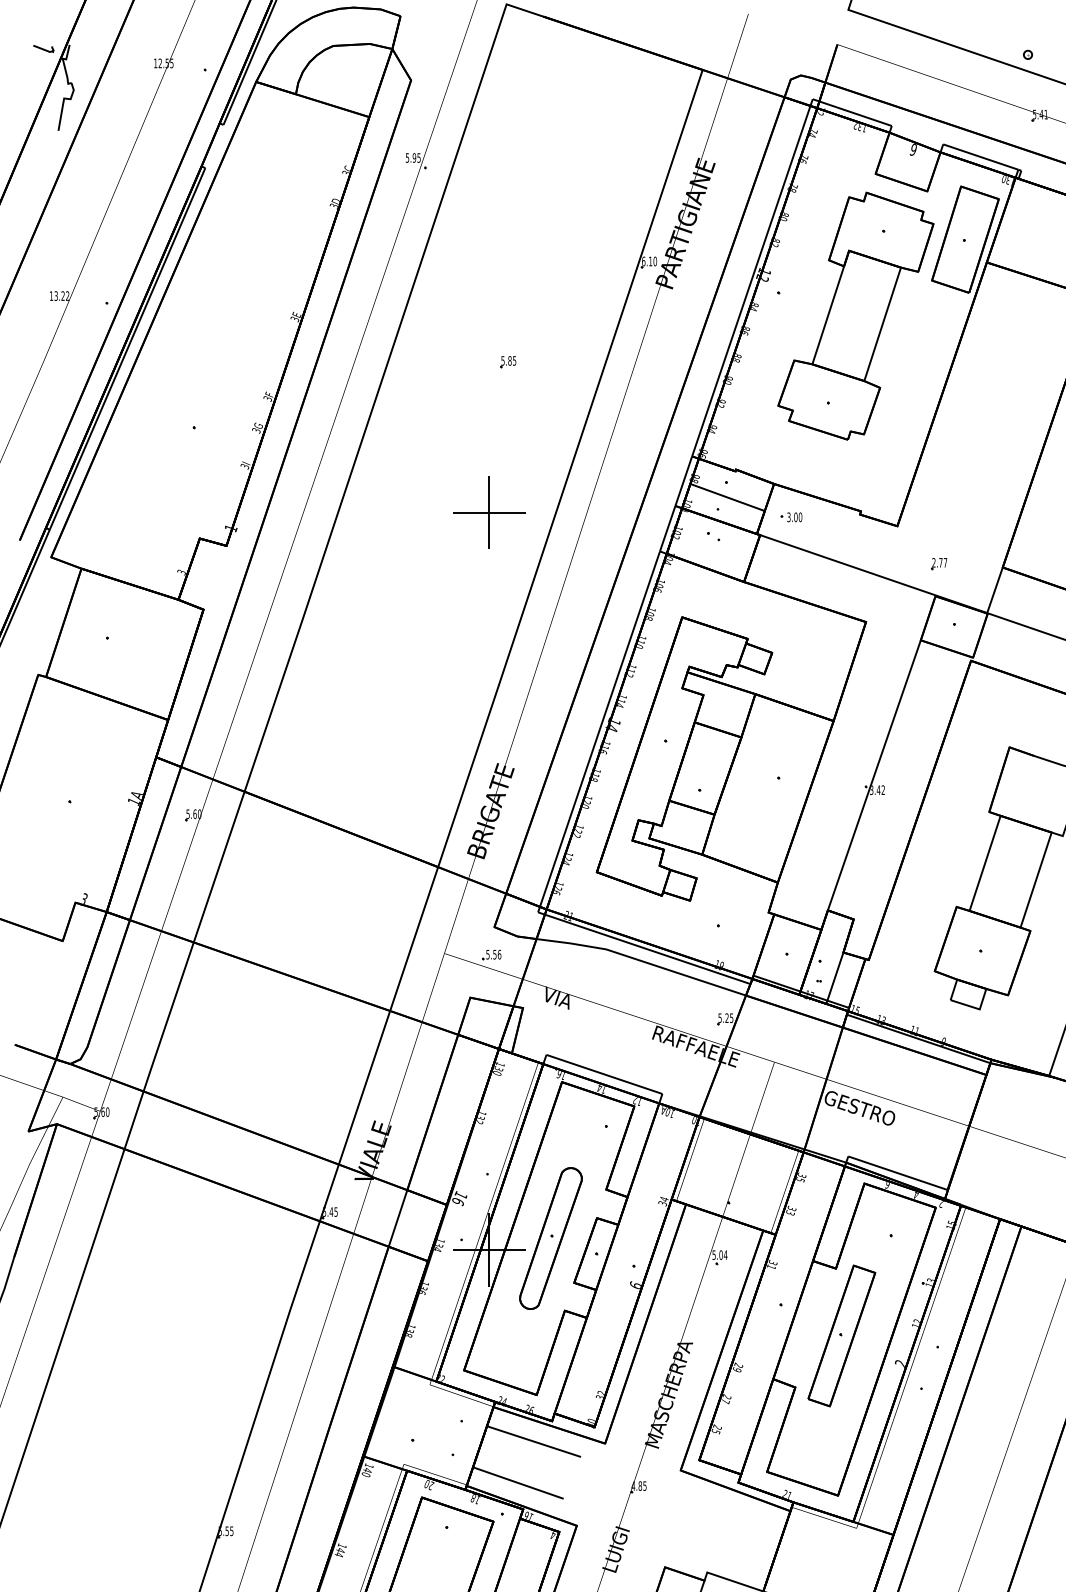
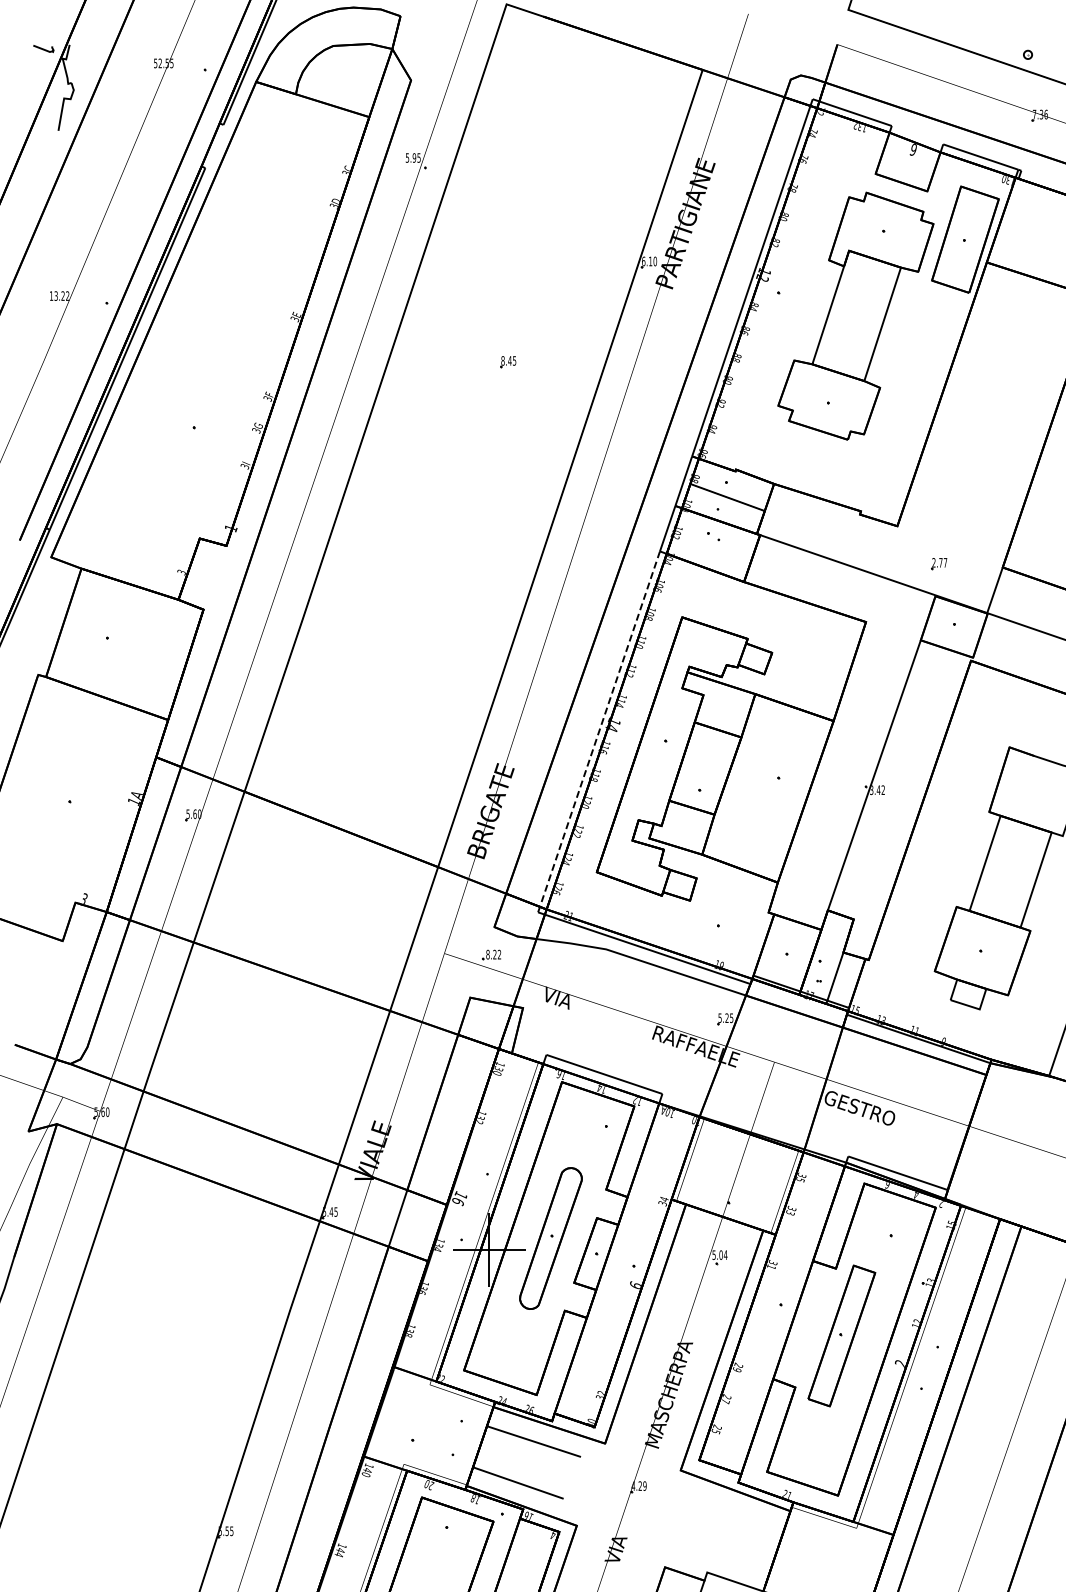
text: 12.55 -> 52.55 (155, 63)
text: 5.41 -> 7.36 (1039, 114)
text: 5.85 -> 8.45 (506, 360)
part: present -> none (489, 512)
part: present -> none (791, 517)
line: solid -> dashed (598, 732)
text: 5.56 -> 8.22 (493, 954)
text: 4.85 -> 4.29 (642, 1485)
text: LUIGI -> VIA (615, 1549)
